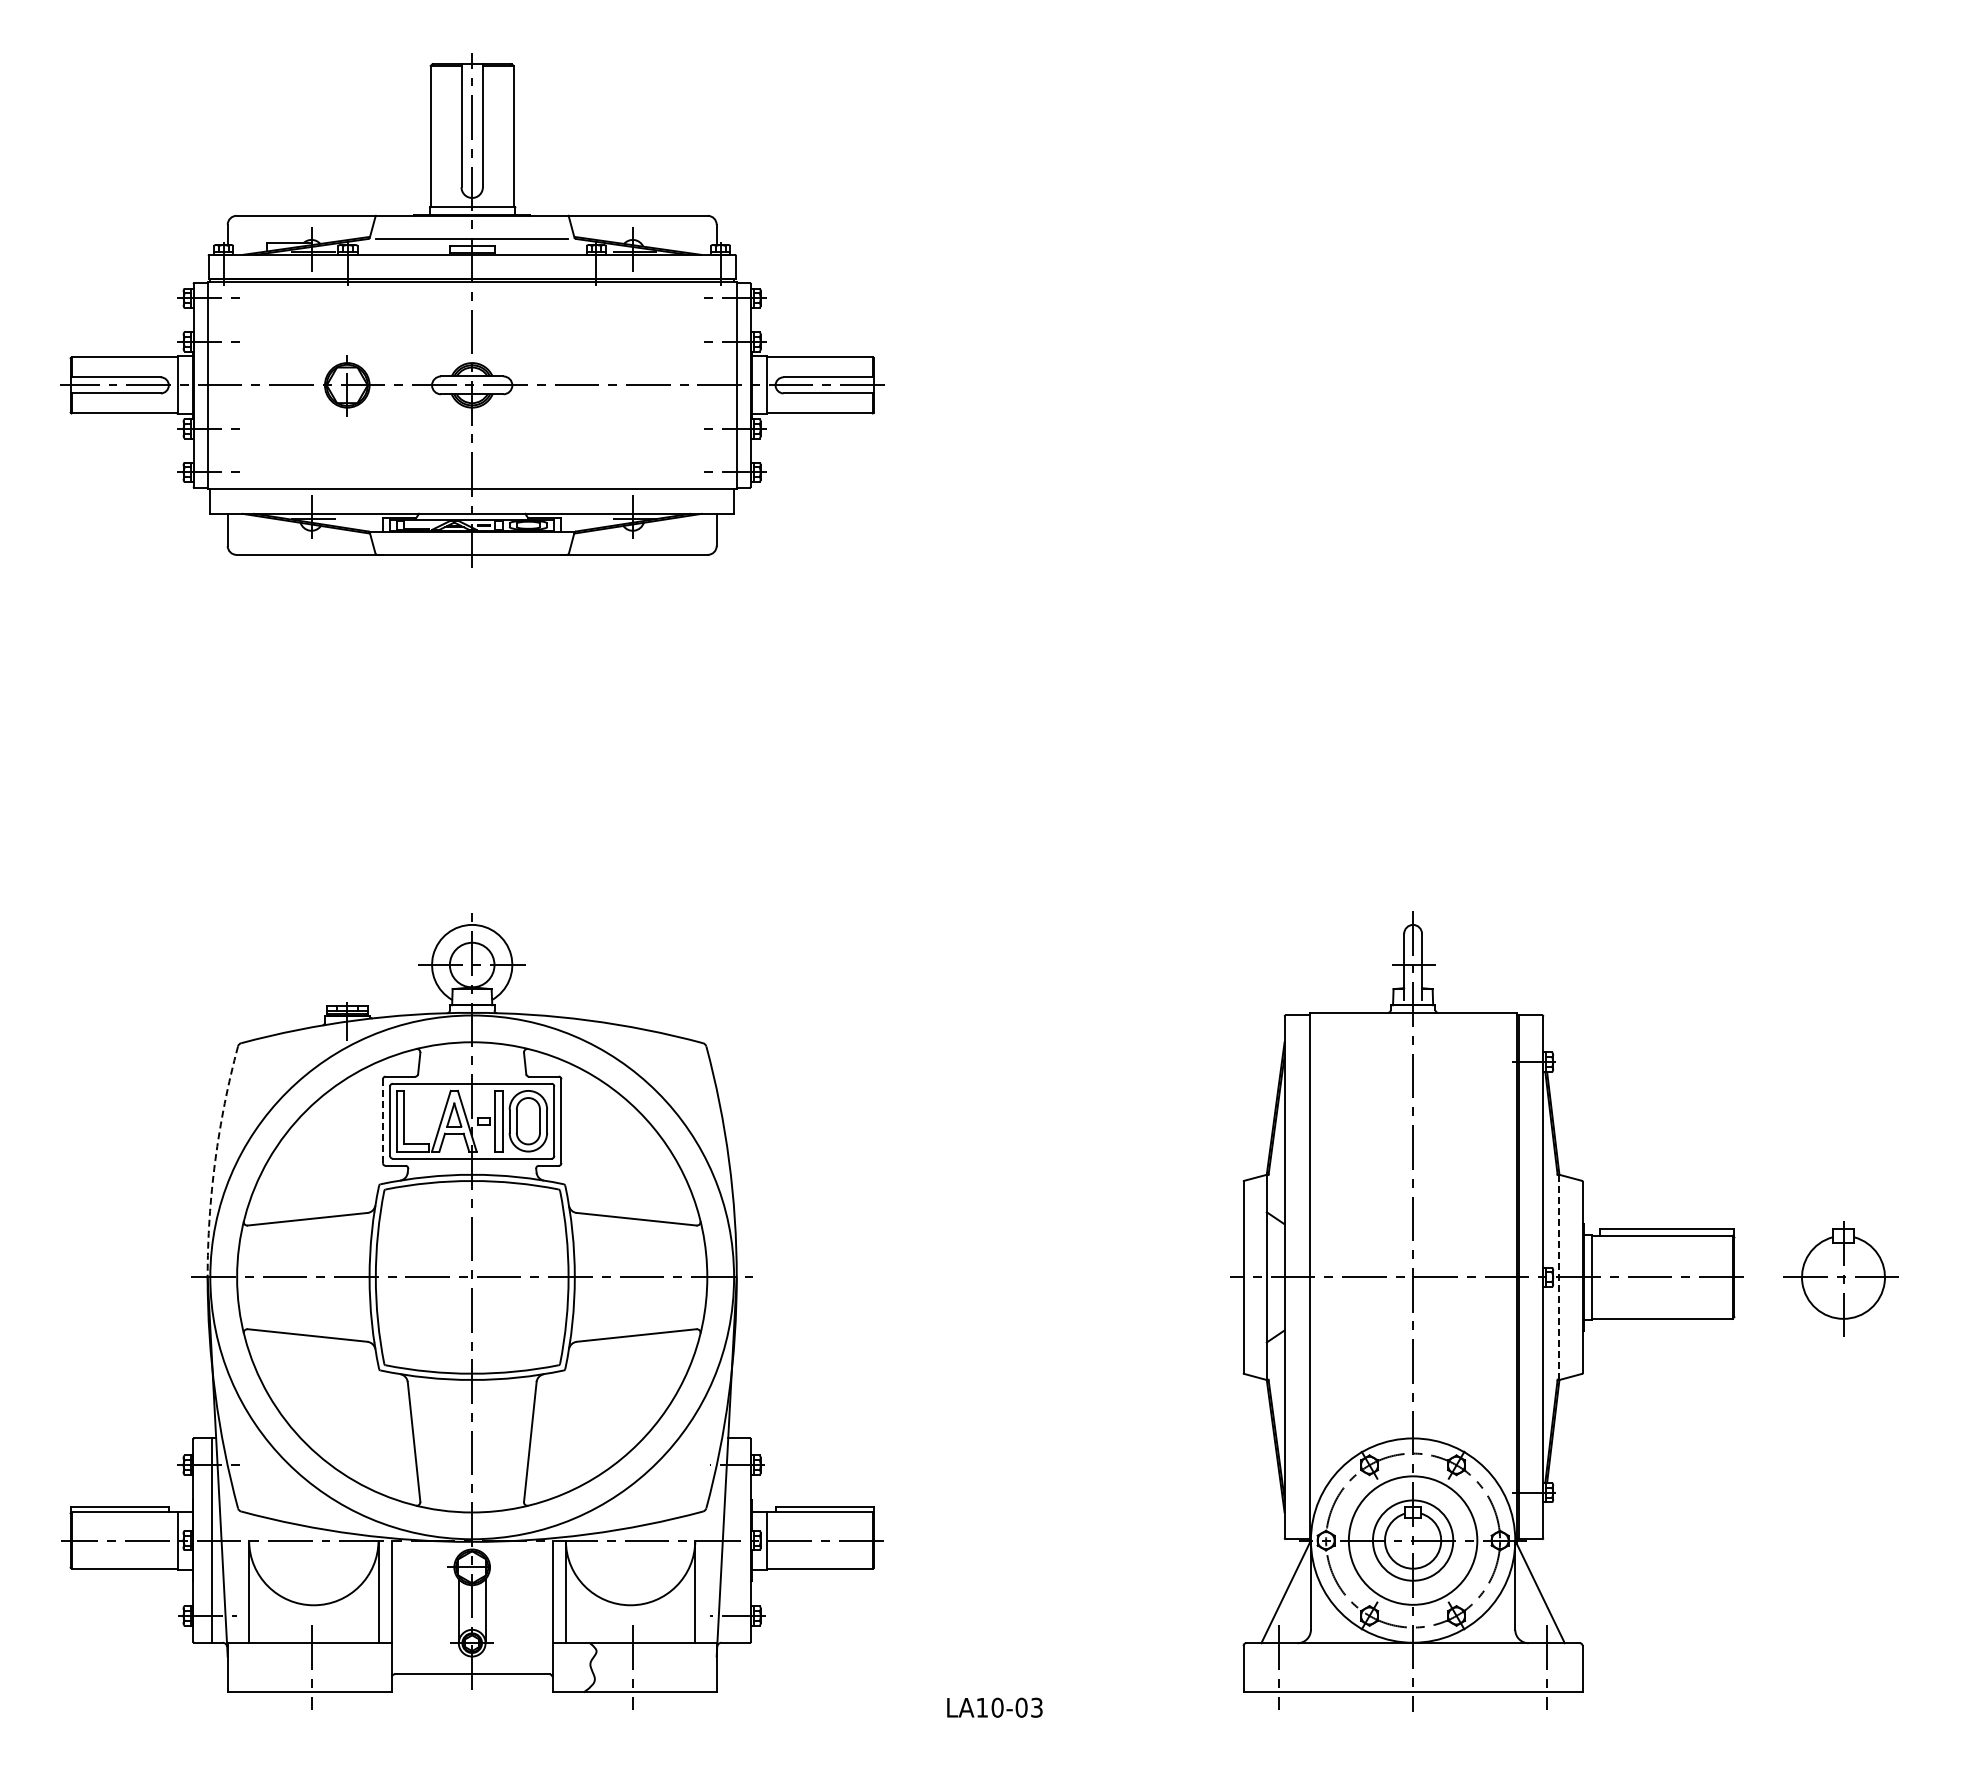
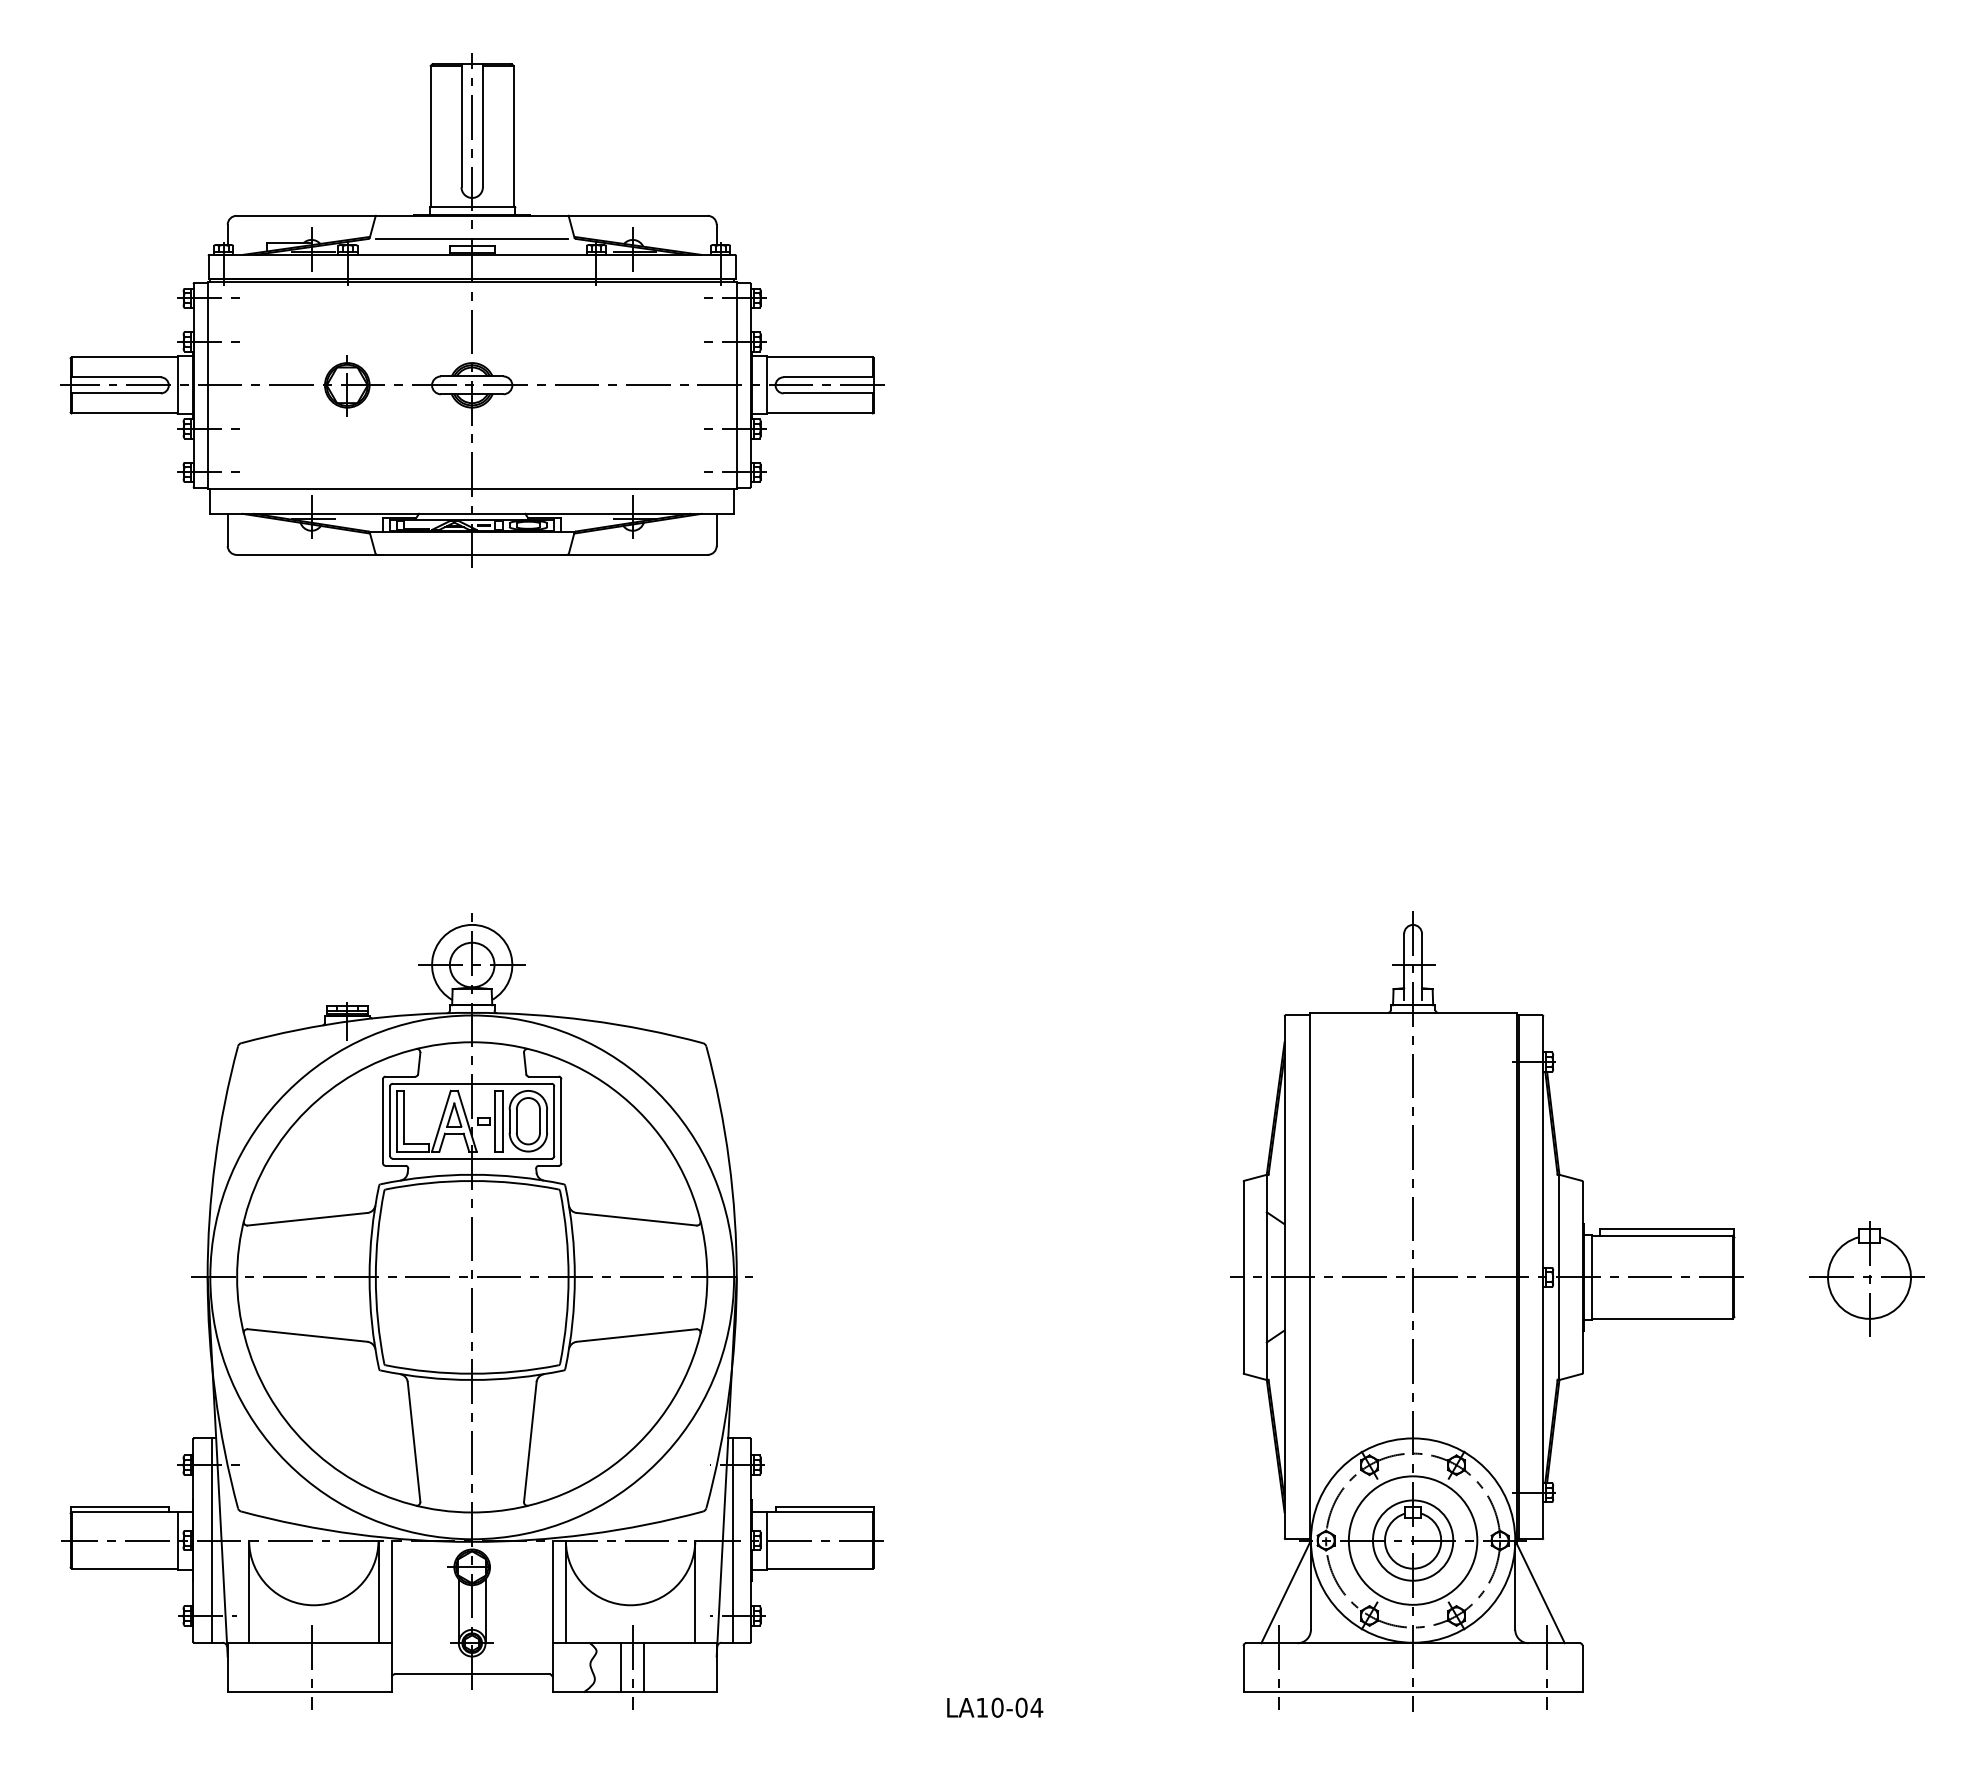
line: dashed -> solid (382, 1121)
arc: dashed -> solid (215, 1160)
line: dashed -> solid (1559, 1277)
part position: (1840, 1278) -> (1866, 1278) (1866, 1278)
line: none -> present (732, 1540)
line: none -> present (621, 1667)
line: none -> present (644, 1667)
text: LA10-03 -> LA10-04 (1036, 1707)
